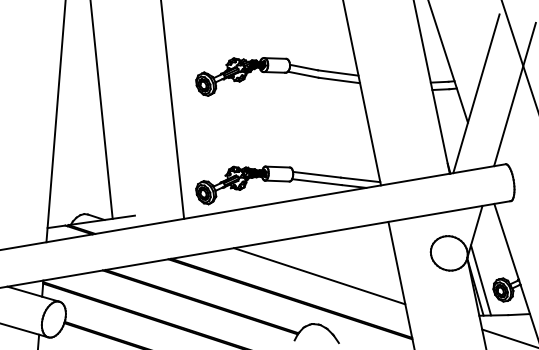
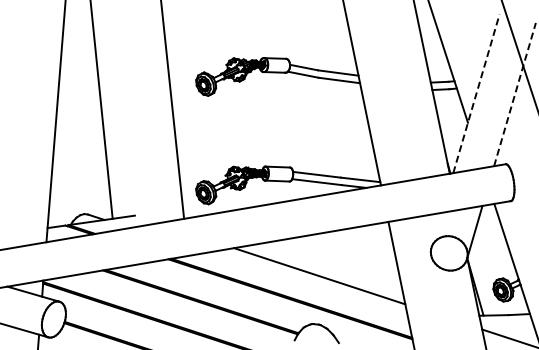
line: solid -> dashed (476, 93)
line: solid -> dashed (515, 94)
line: present -> none (481, 280)
